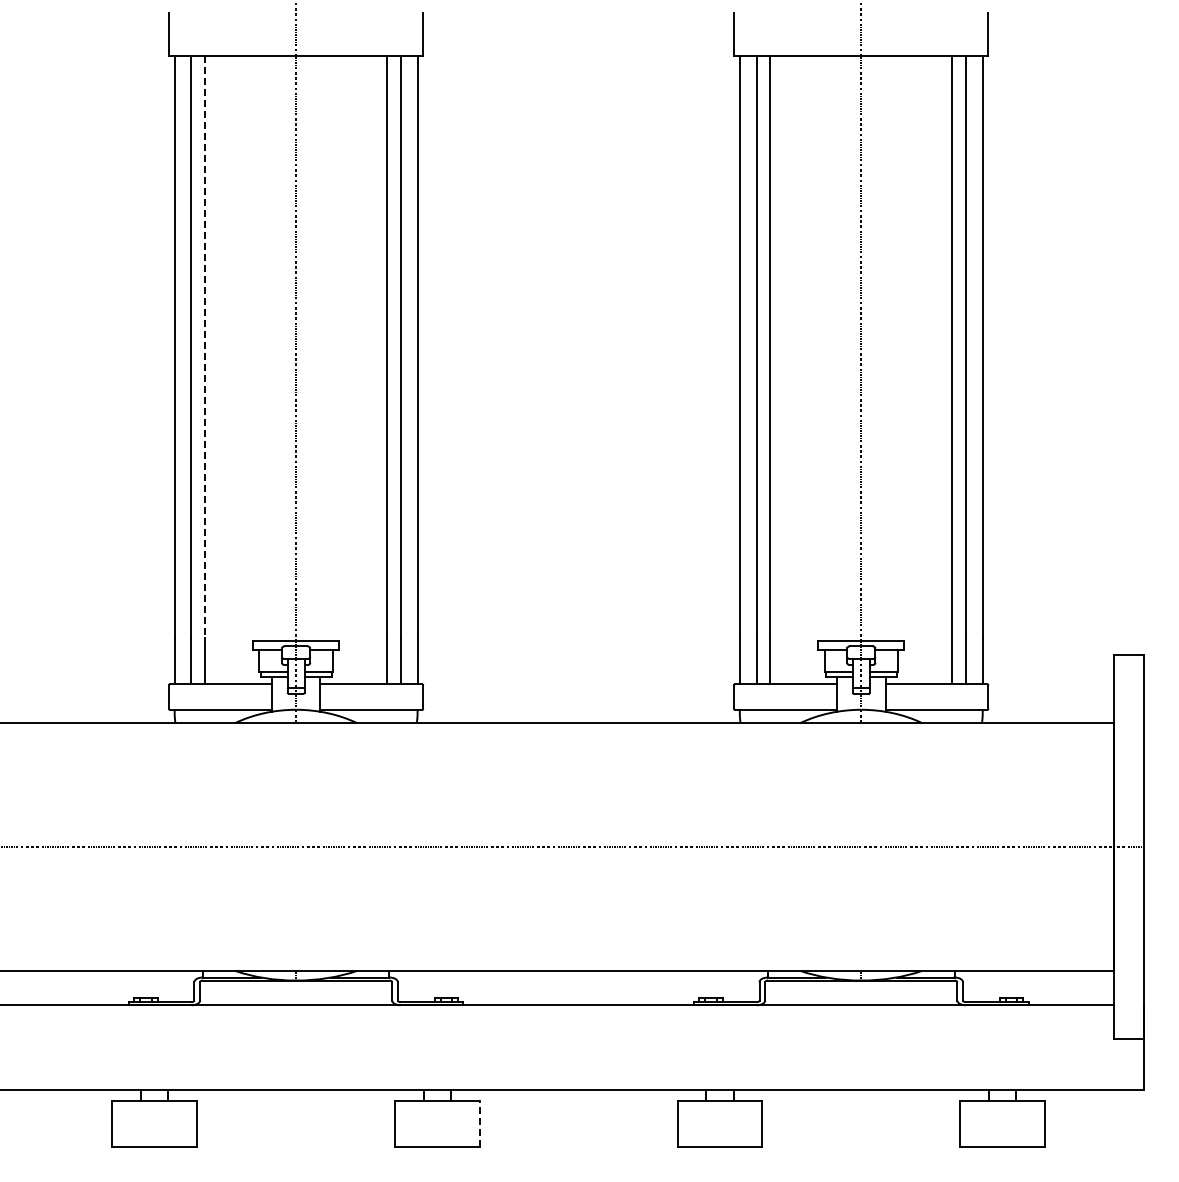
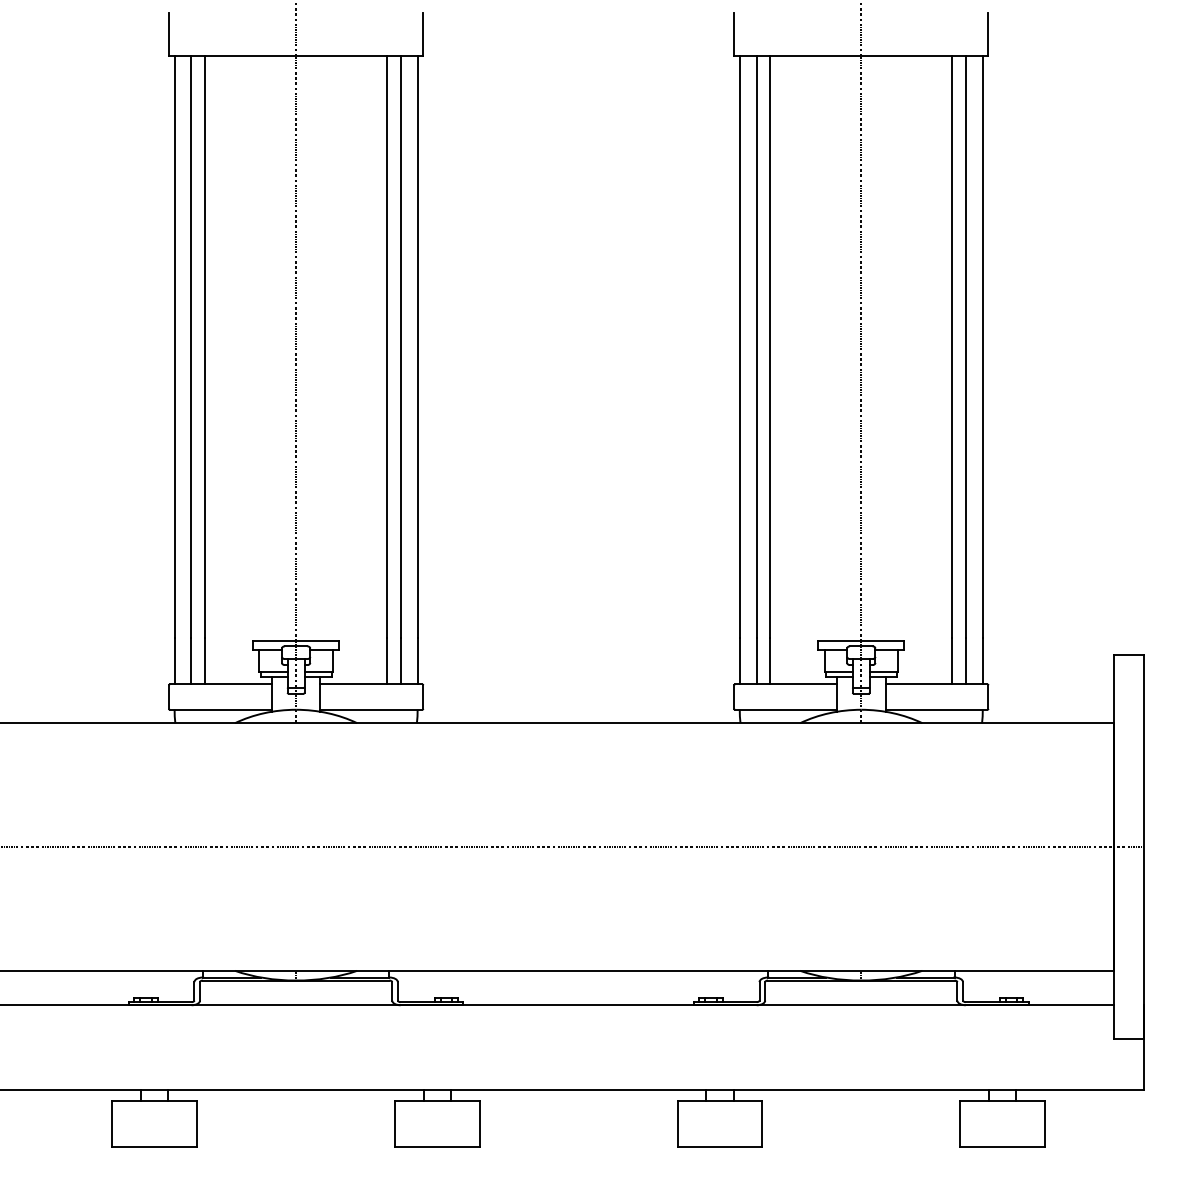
line: dashed -> solid (205, 347)
line: dashed -> solid (479, 1123)
